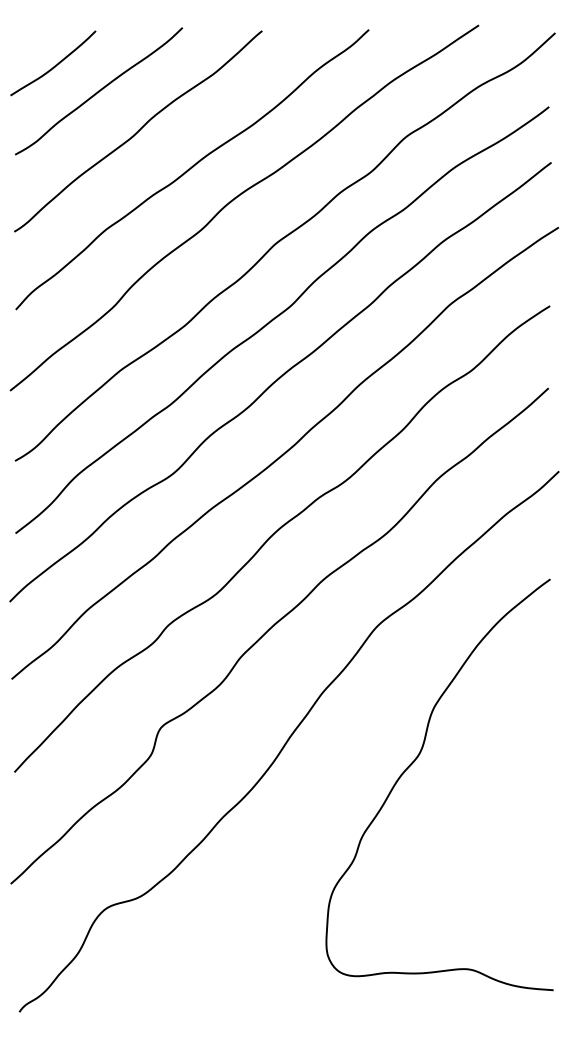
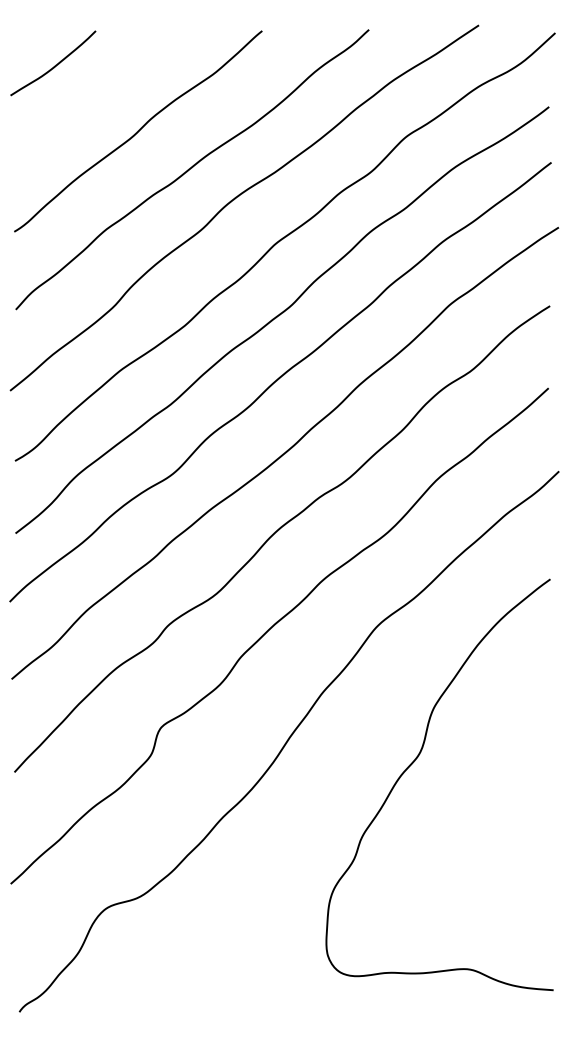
curve: present -> none (99, 91)
